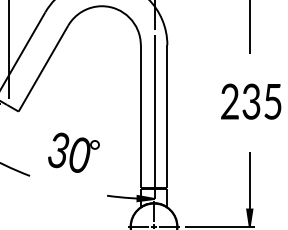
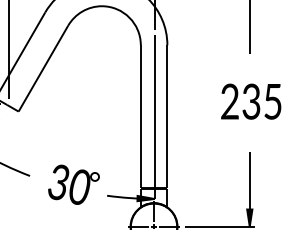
part position: (73, 152) -> (73, 184) (73, 184)
